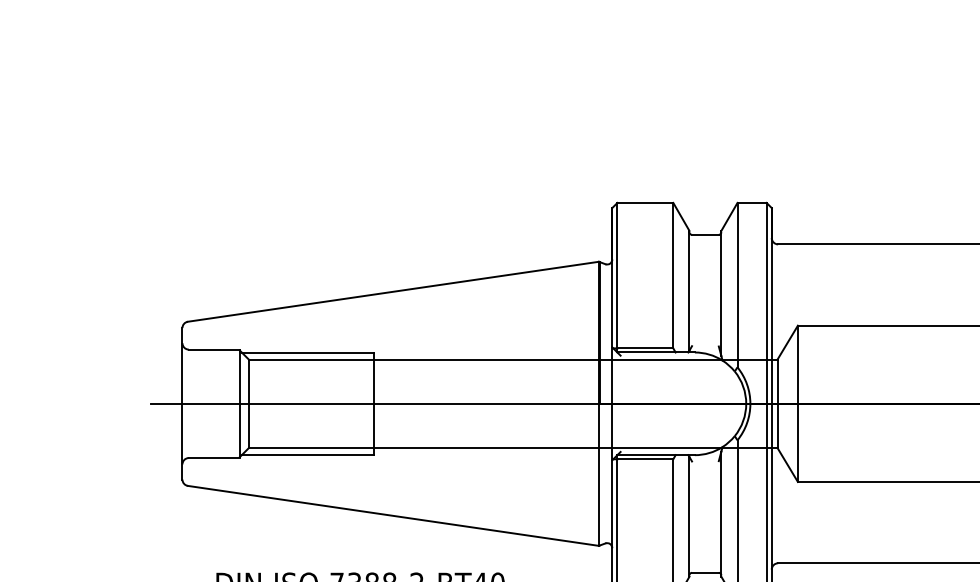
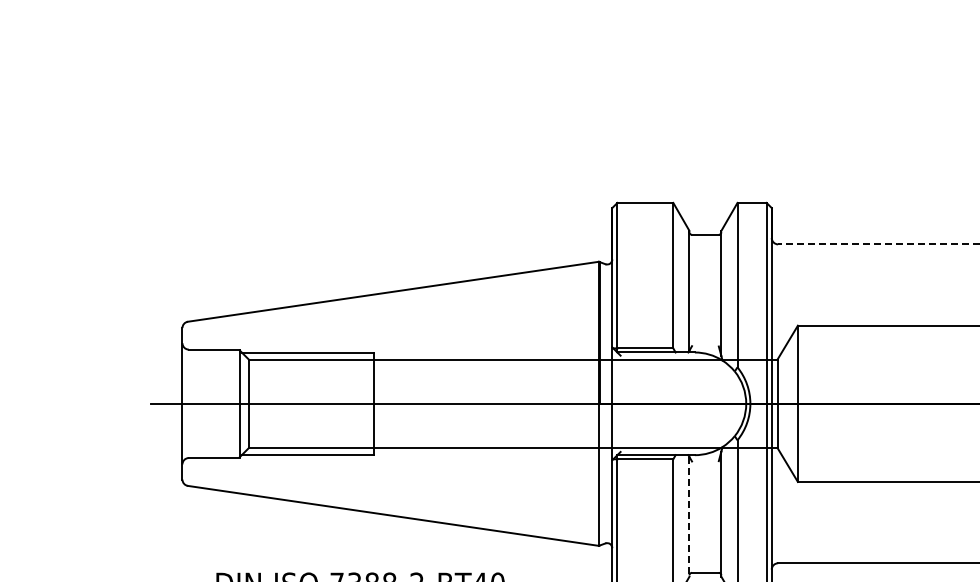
line: solid -> dashed (878, 244)
line: solid -> dashed (689, 516)
